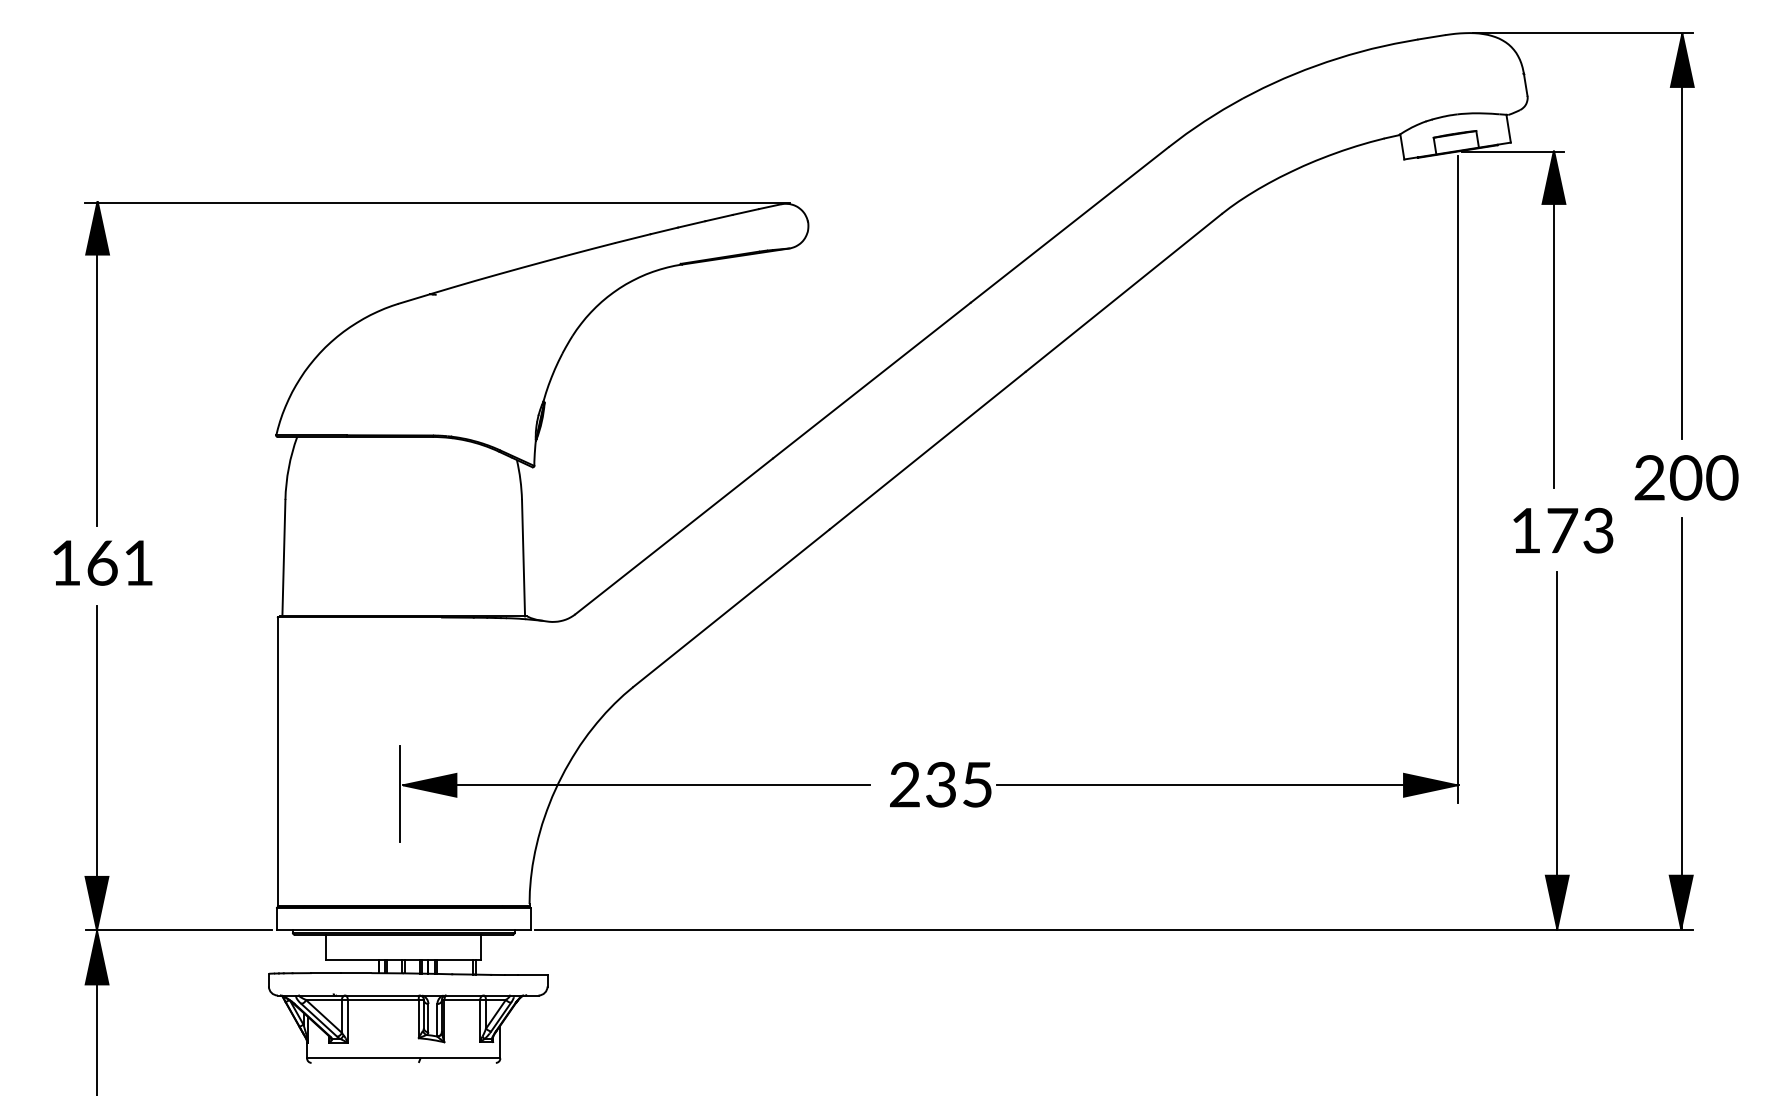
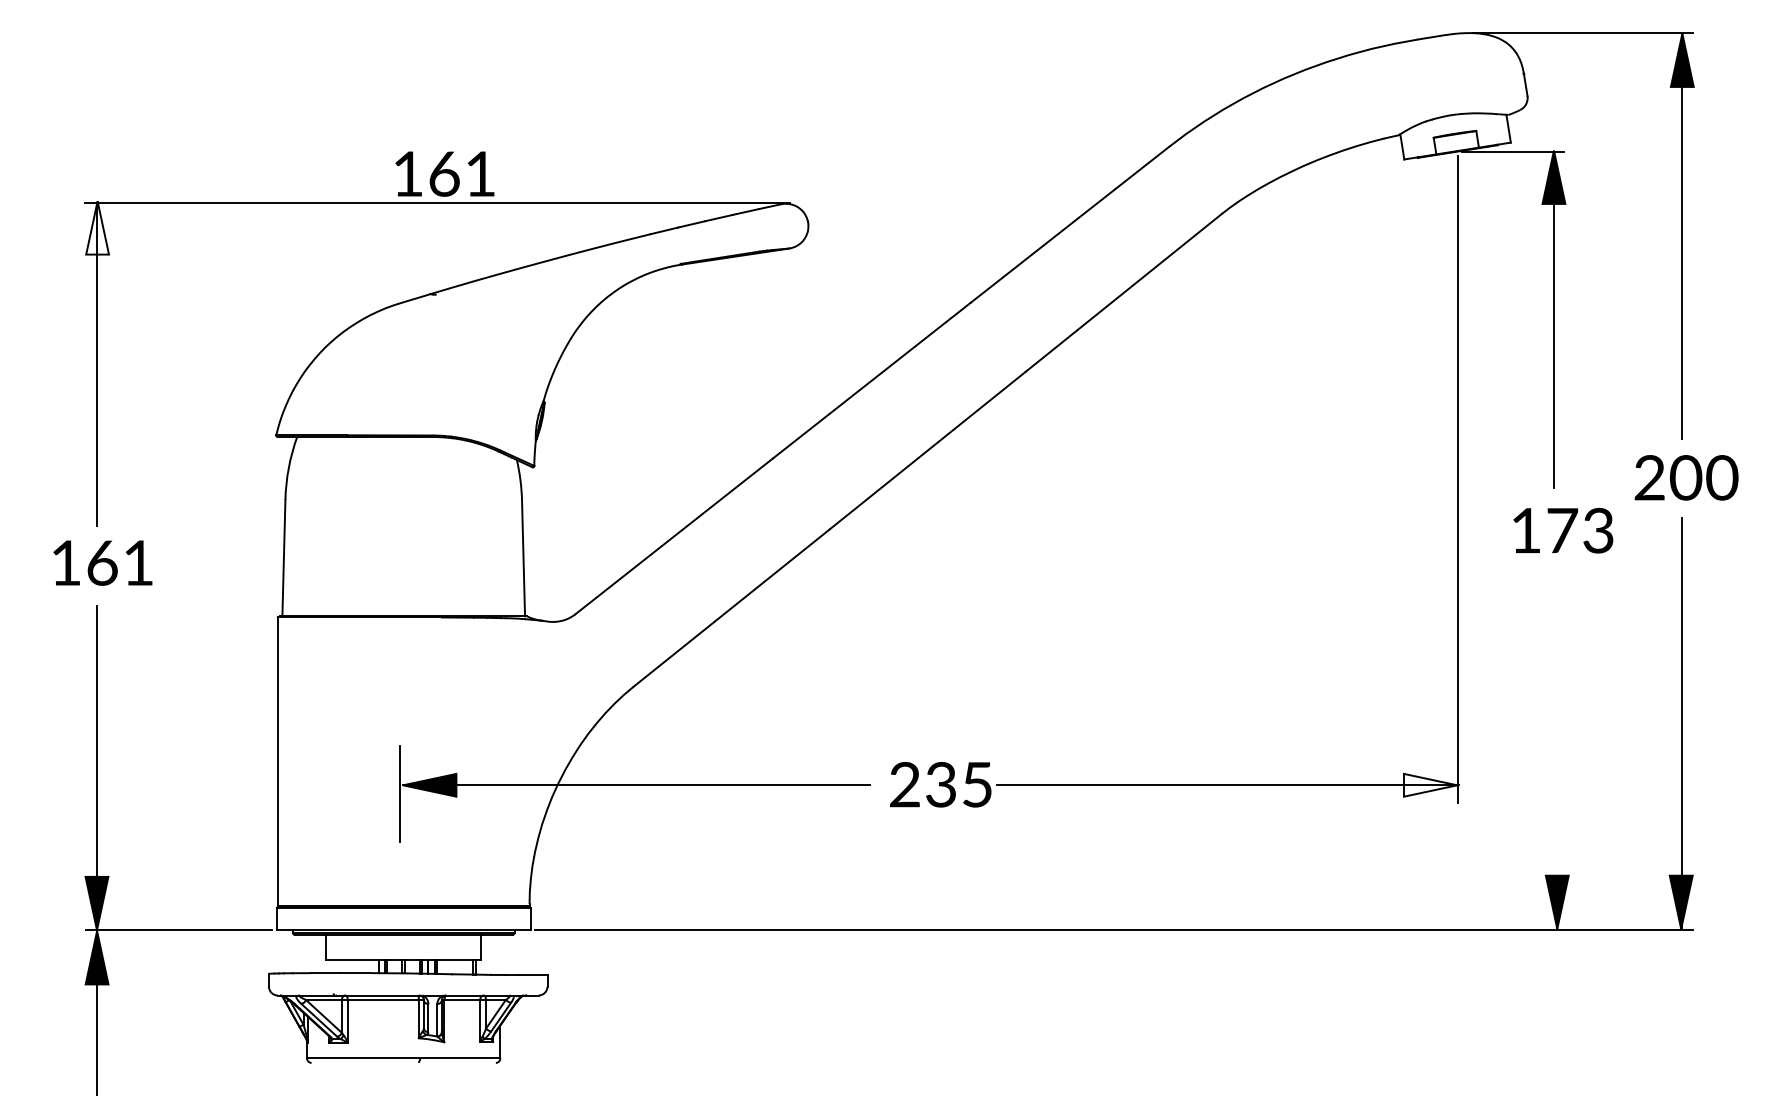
part: none -> present (444, 173)
fill: present -> none (97, 227)
line: present -> none (1556, 750)
fill: present -> none (1430, 784)
